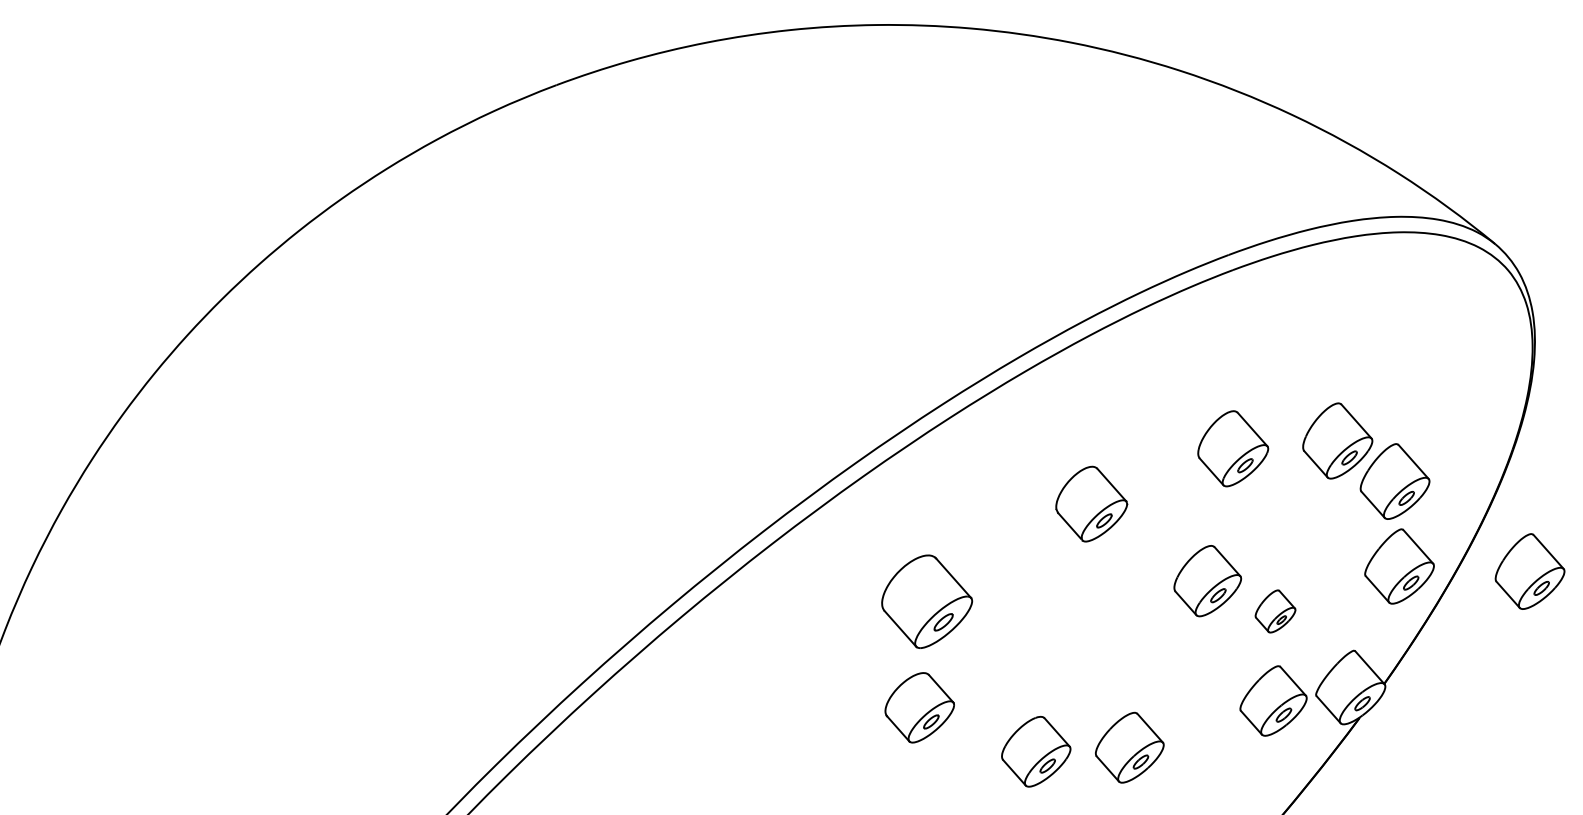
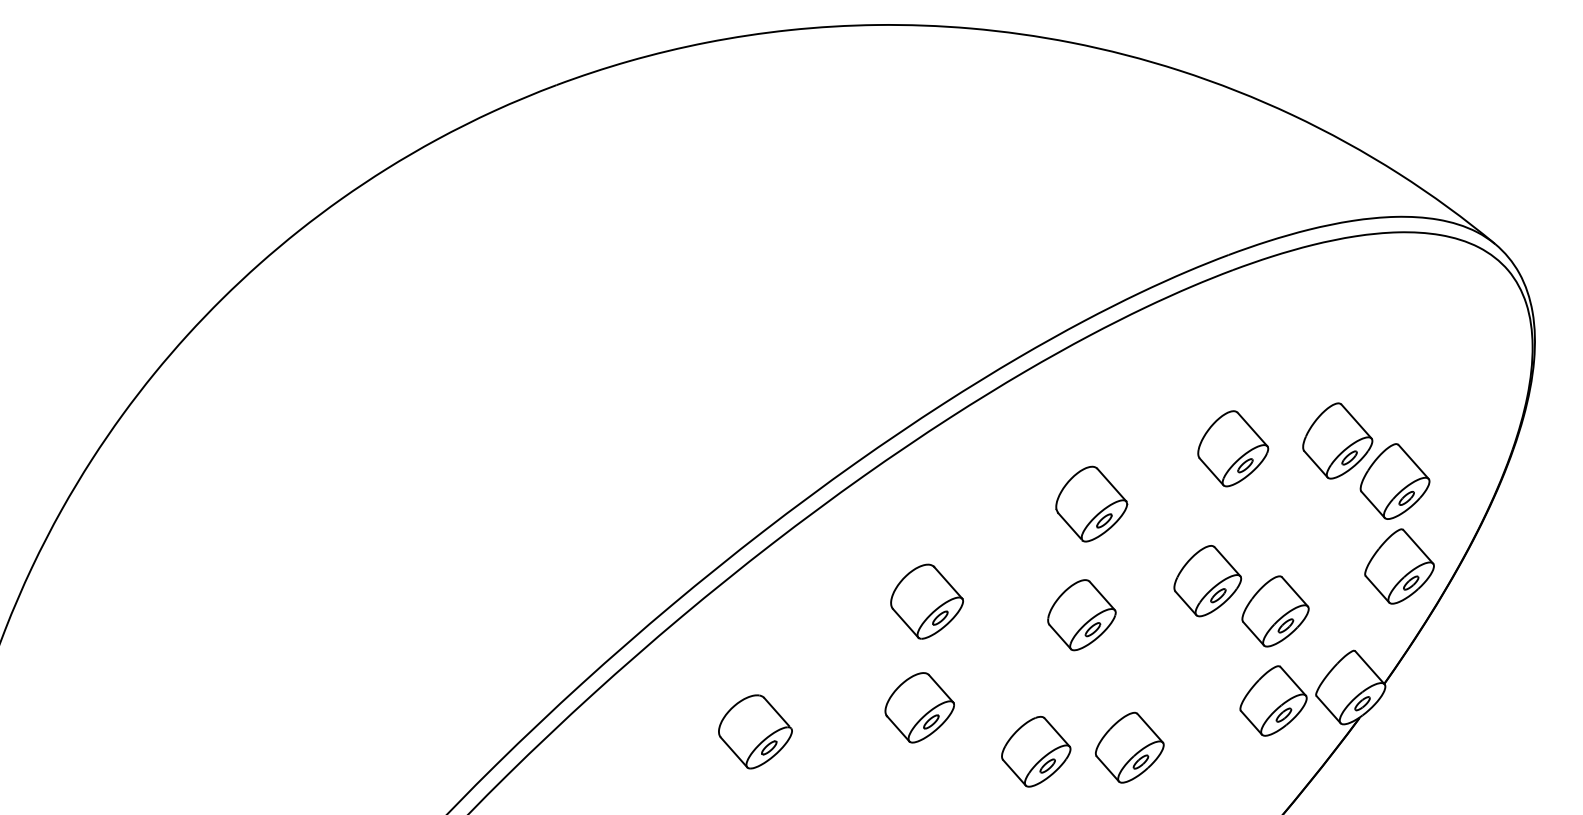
part: present -> none (1529, 571)
part size: 93x95 px -> 74x77 px (926, 601)
part size: 43x45 px -> 69x73 px (1275, 611)
part: none -> present (1081, 615)
part: none -> present (755, 731)
